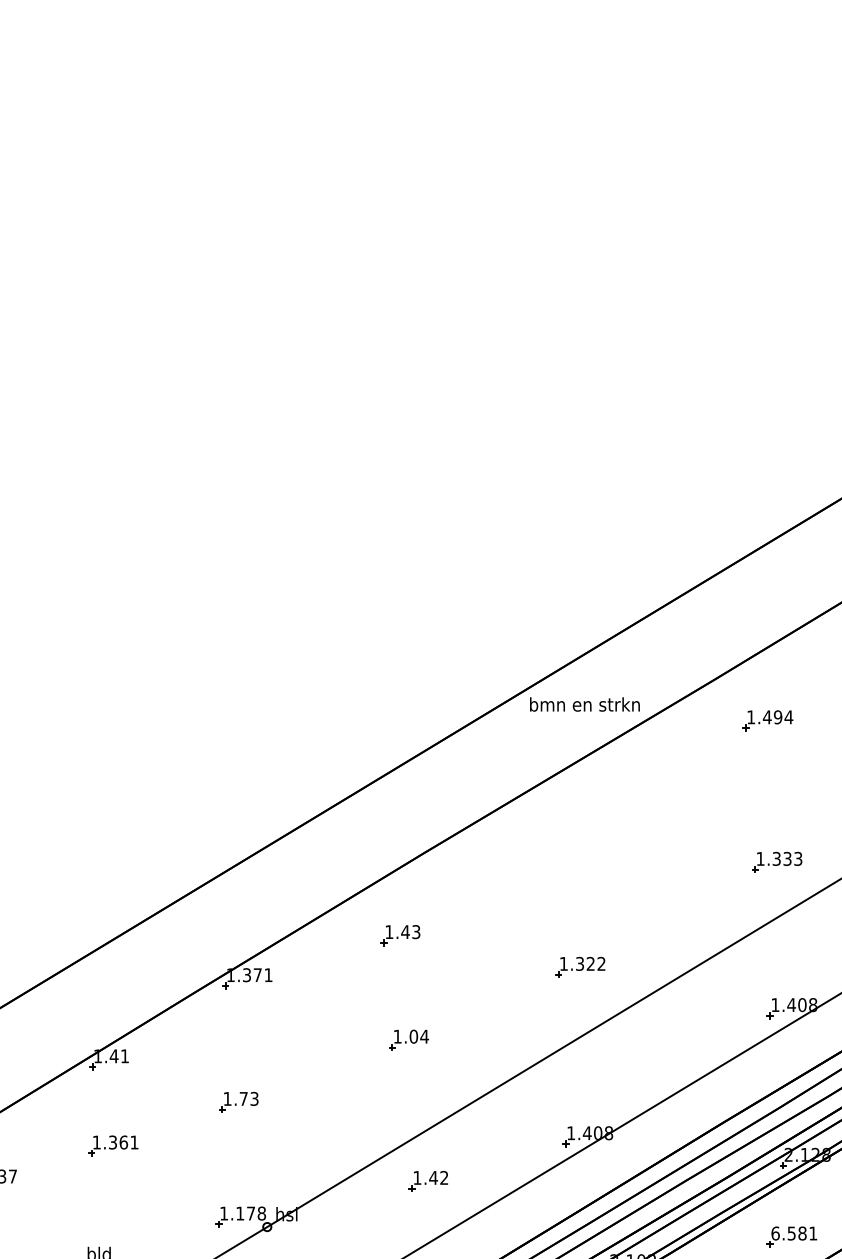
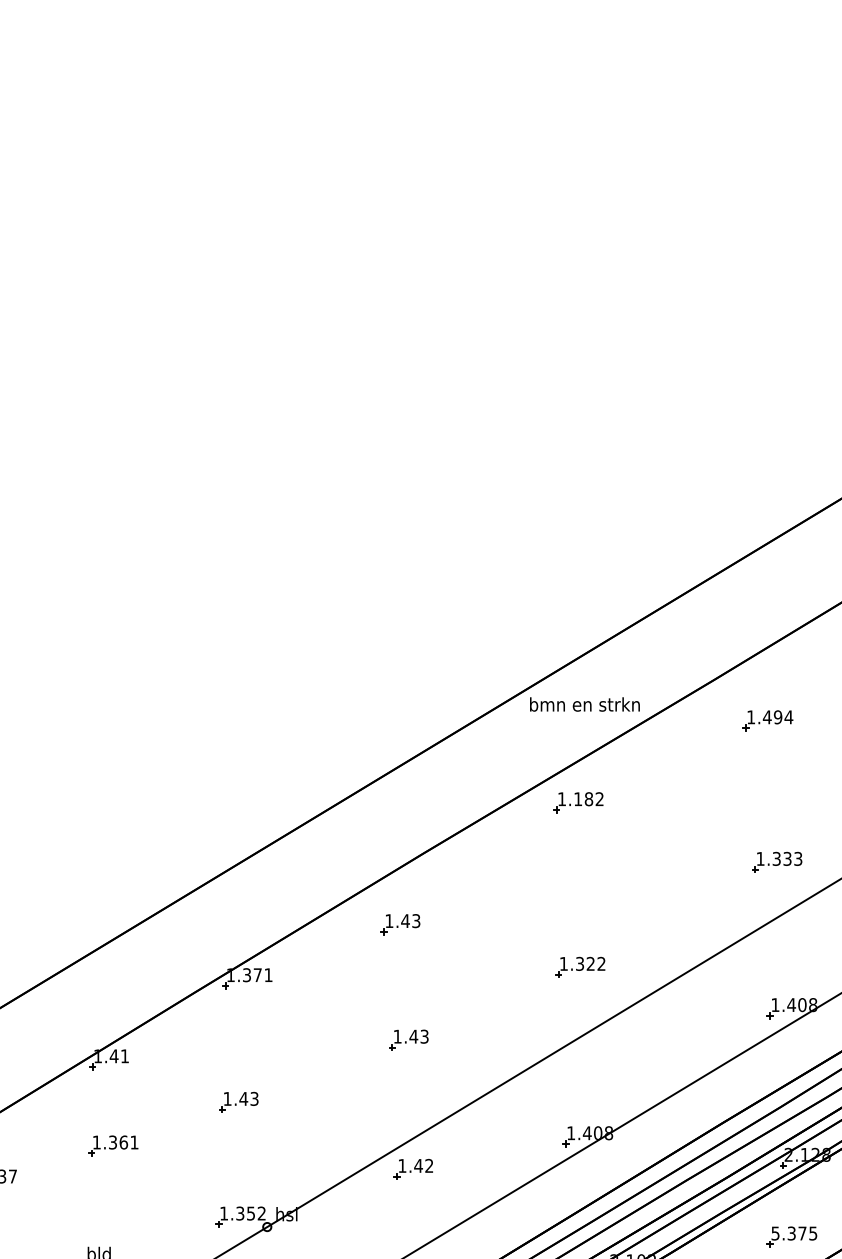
part: none -> present (578, 802)
part position: (400, 935) -> (400, 924) (400, 924)
text: 1.04 -> 1.43 (419, 1036)
text: 1.73 -> 1.43 (243, 1098)
part position: (427, 1181) -> (412, 1169) (412, 1169)
text: 1.178 -> 1.352 (251, 1213)
text: 6.581 -> 5.375 (794, 1233)
